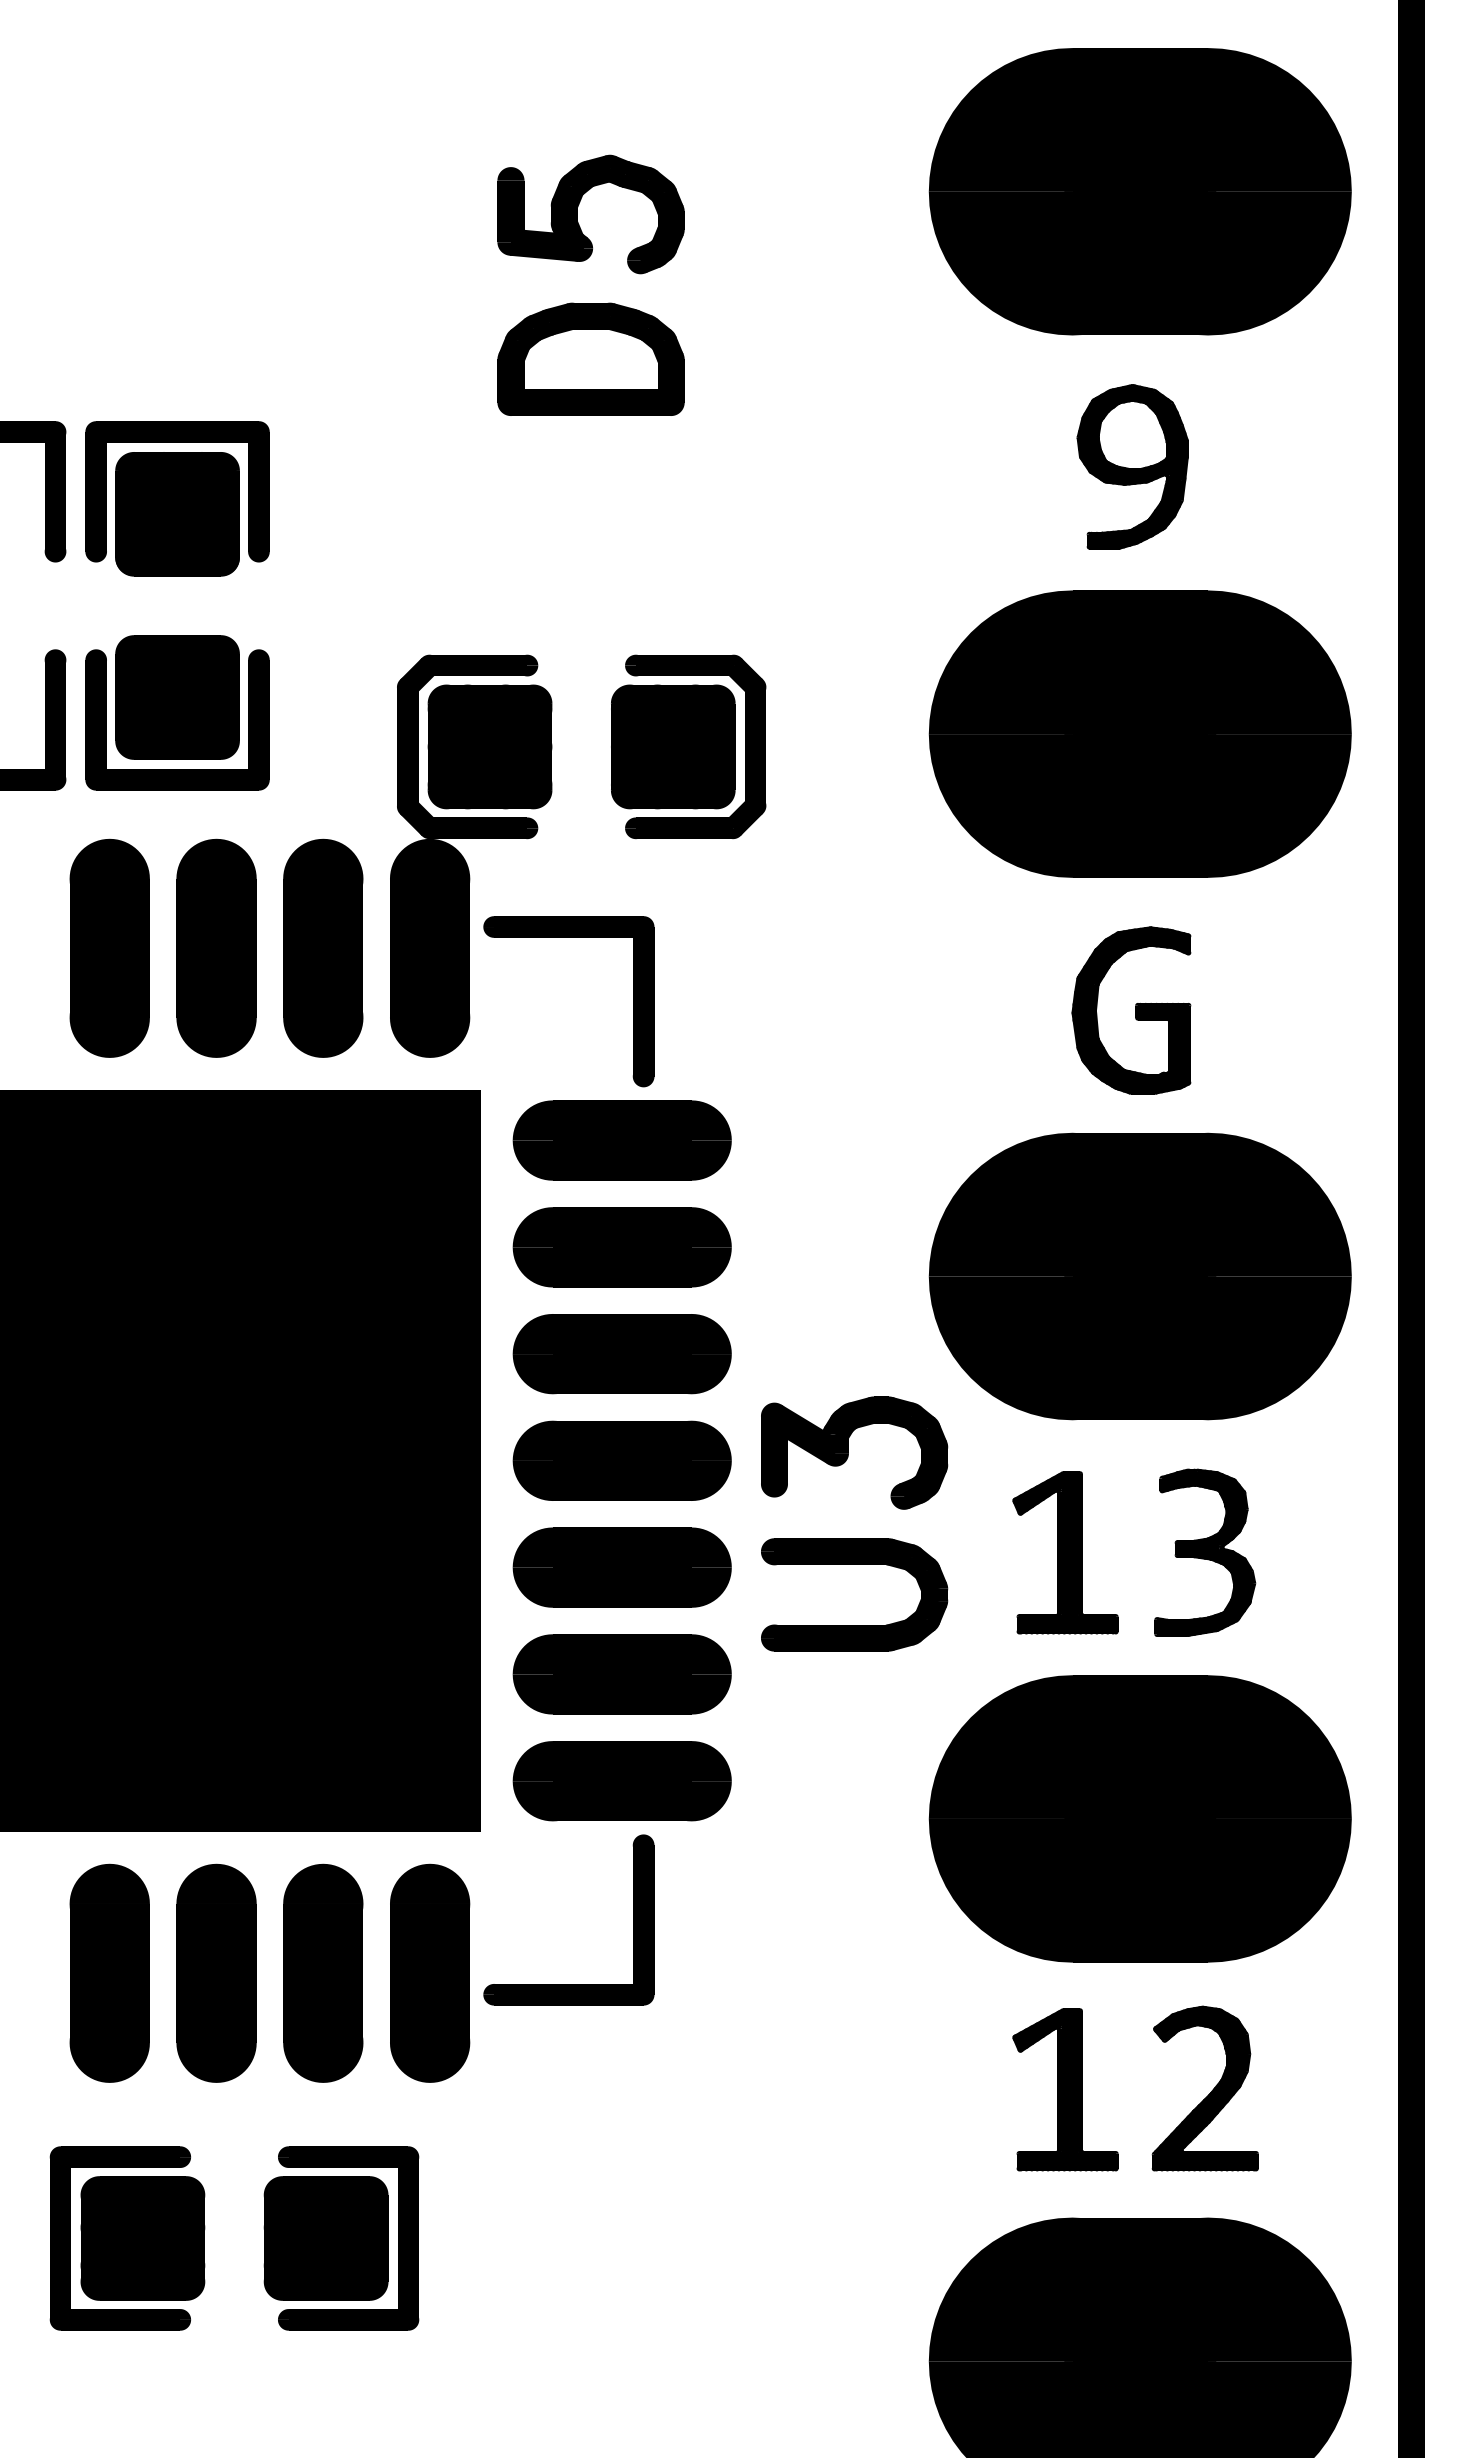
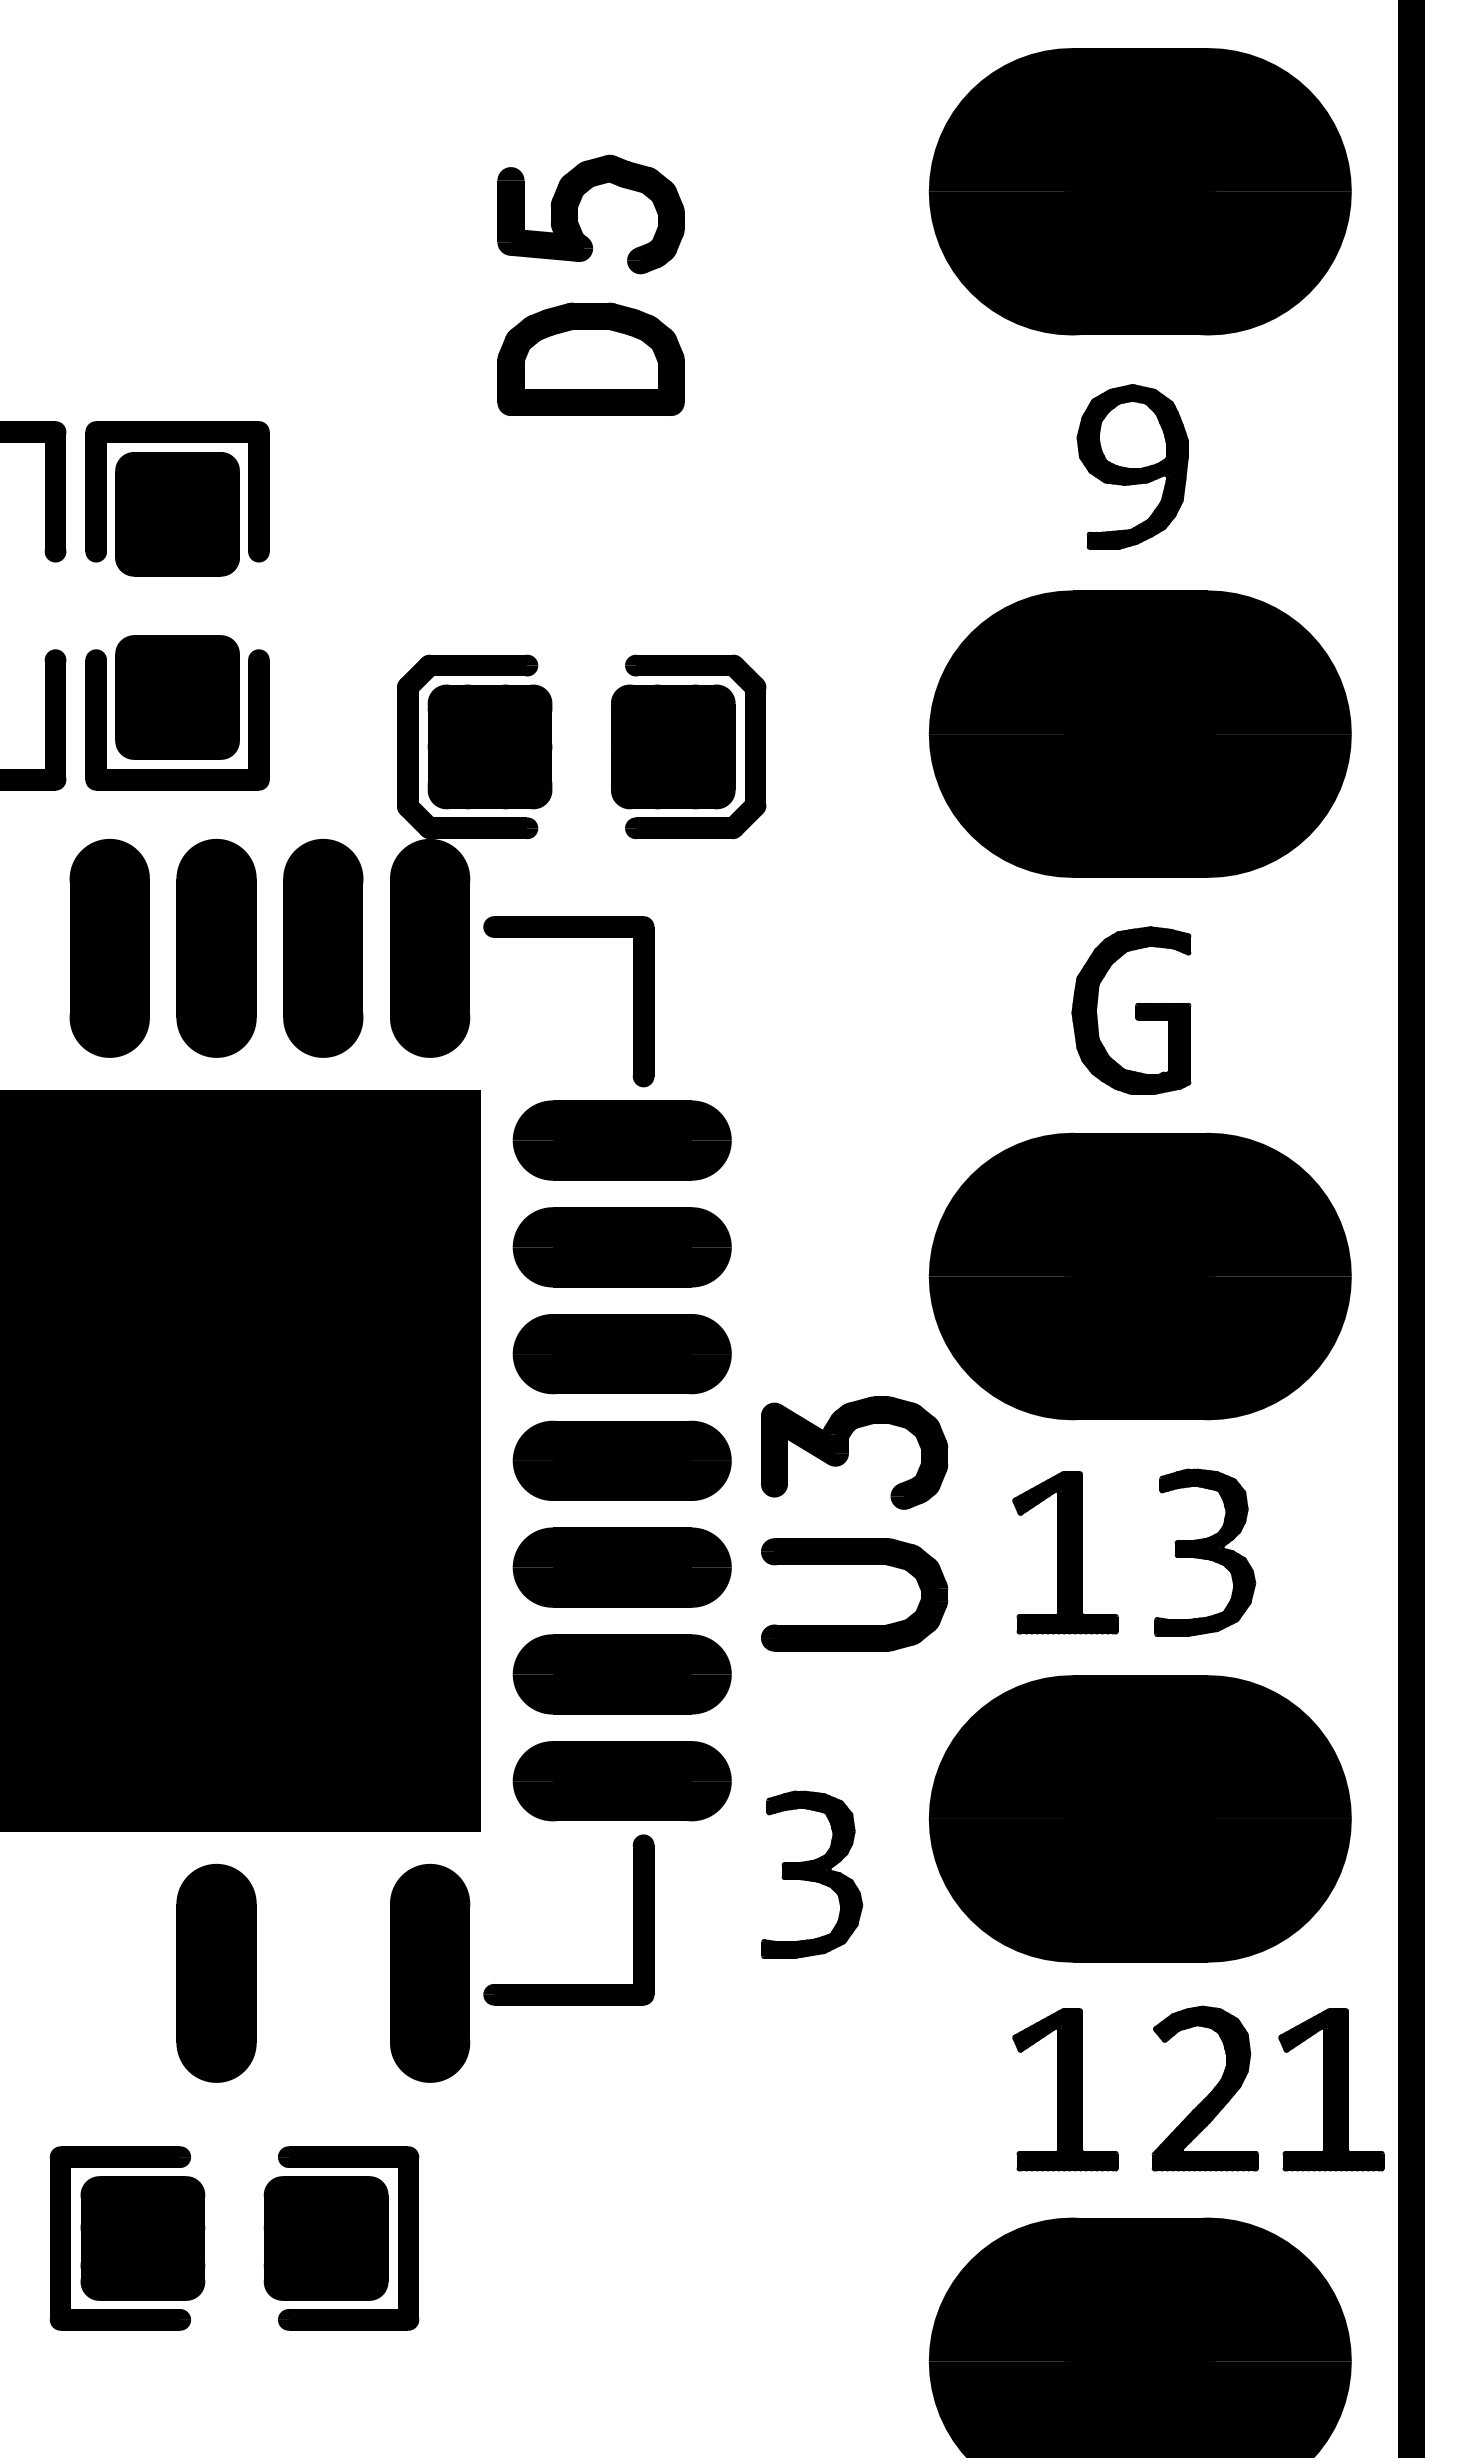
part: none -> present (812, 1874)
part: present -> none (109, 1972)
part: present -> none (323, 1972)
part: none -> present (1331, 2089)
